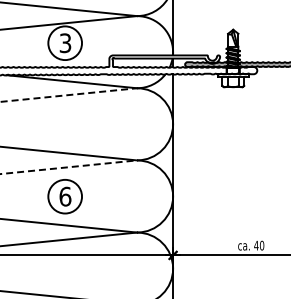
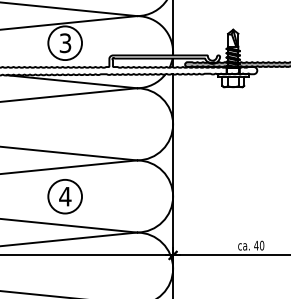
line: dashed -> solid (68, 95)
line: dashed -> solid (69, 167)
text: 6 -> 4 (65, 196)
